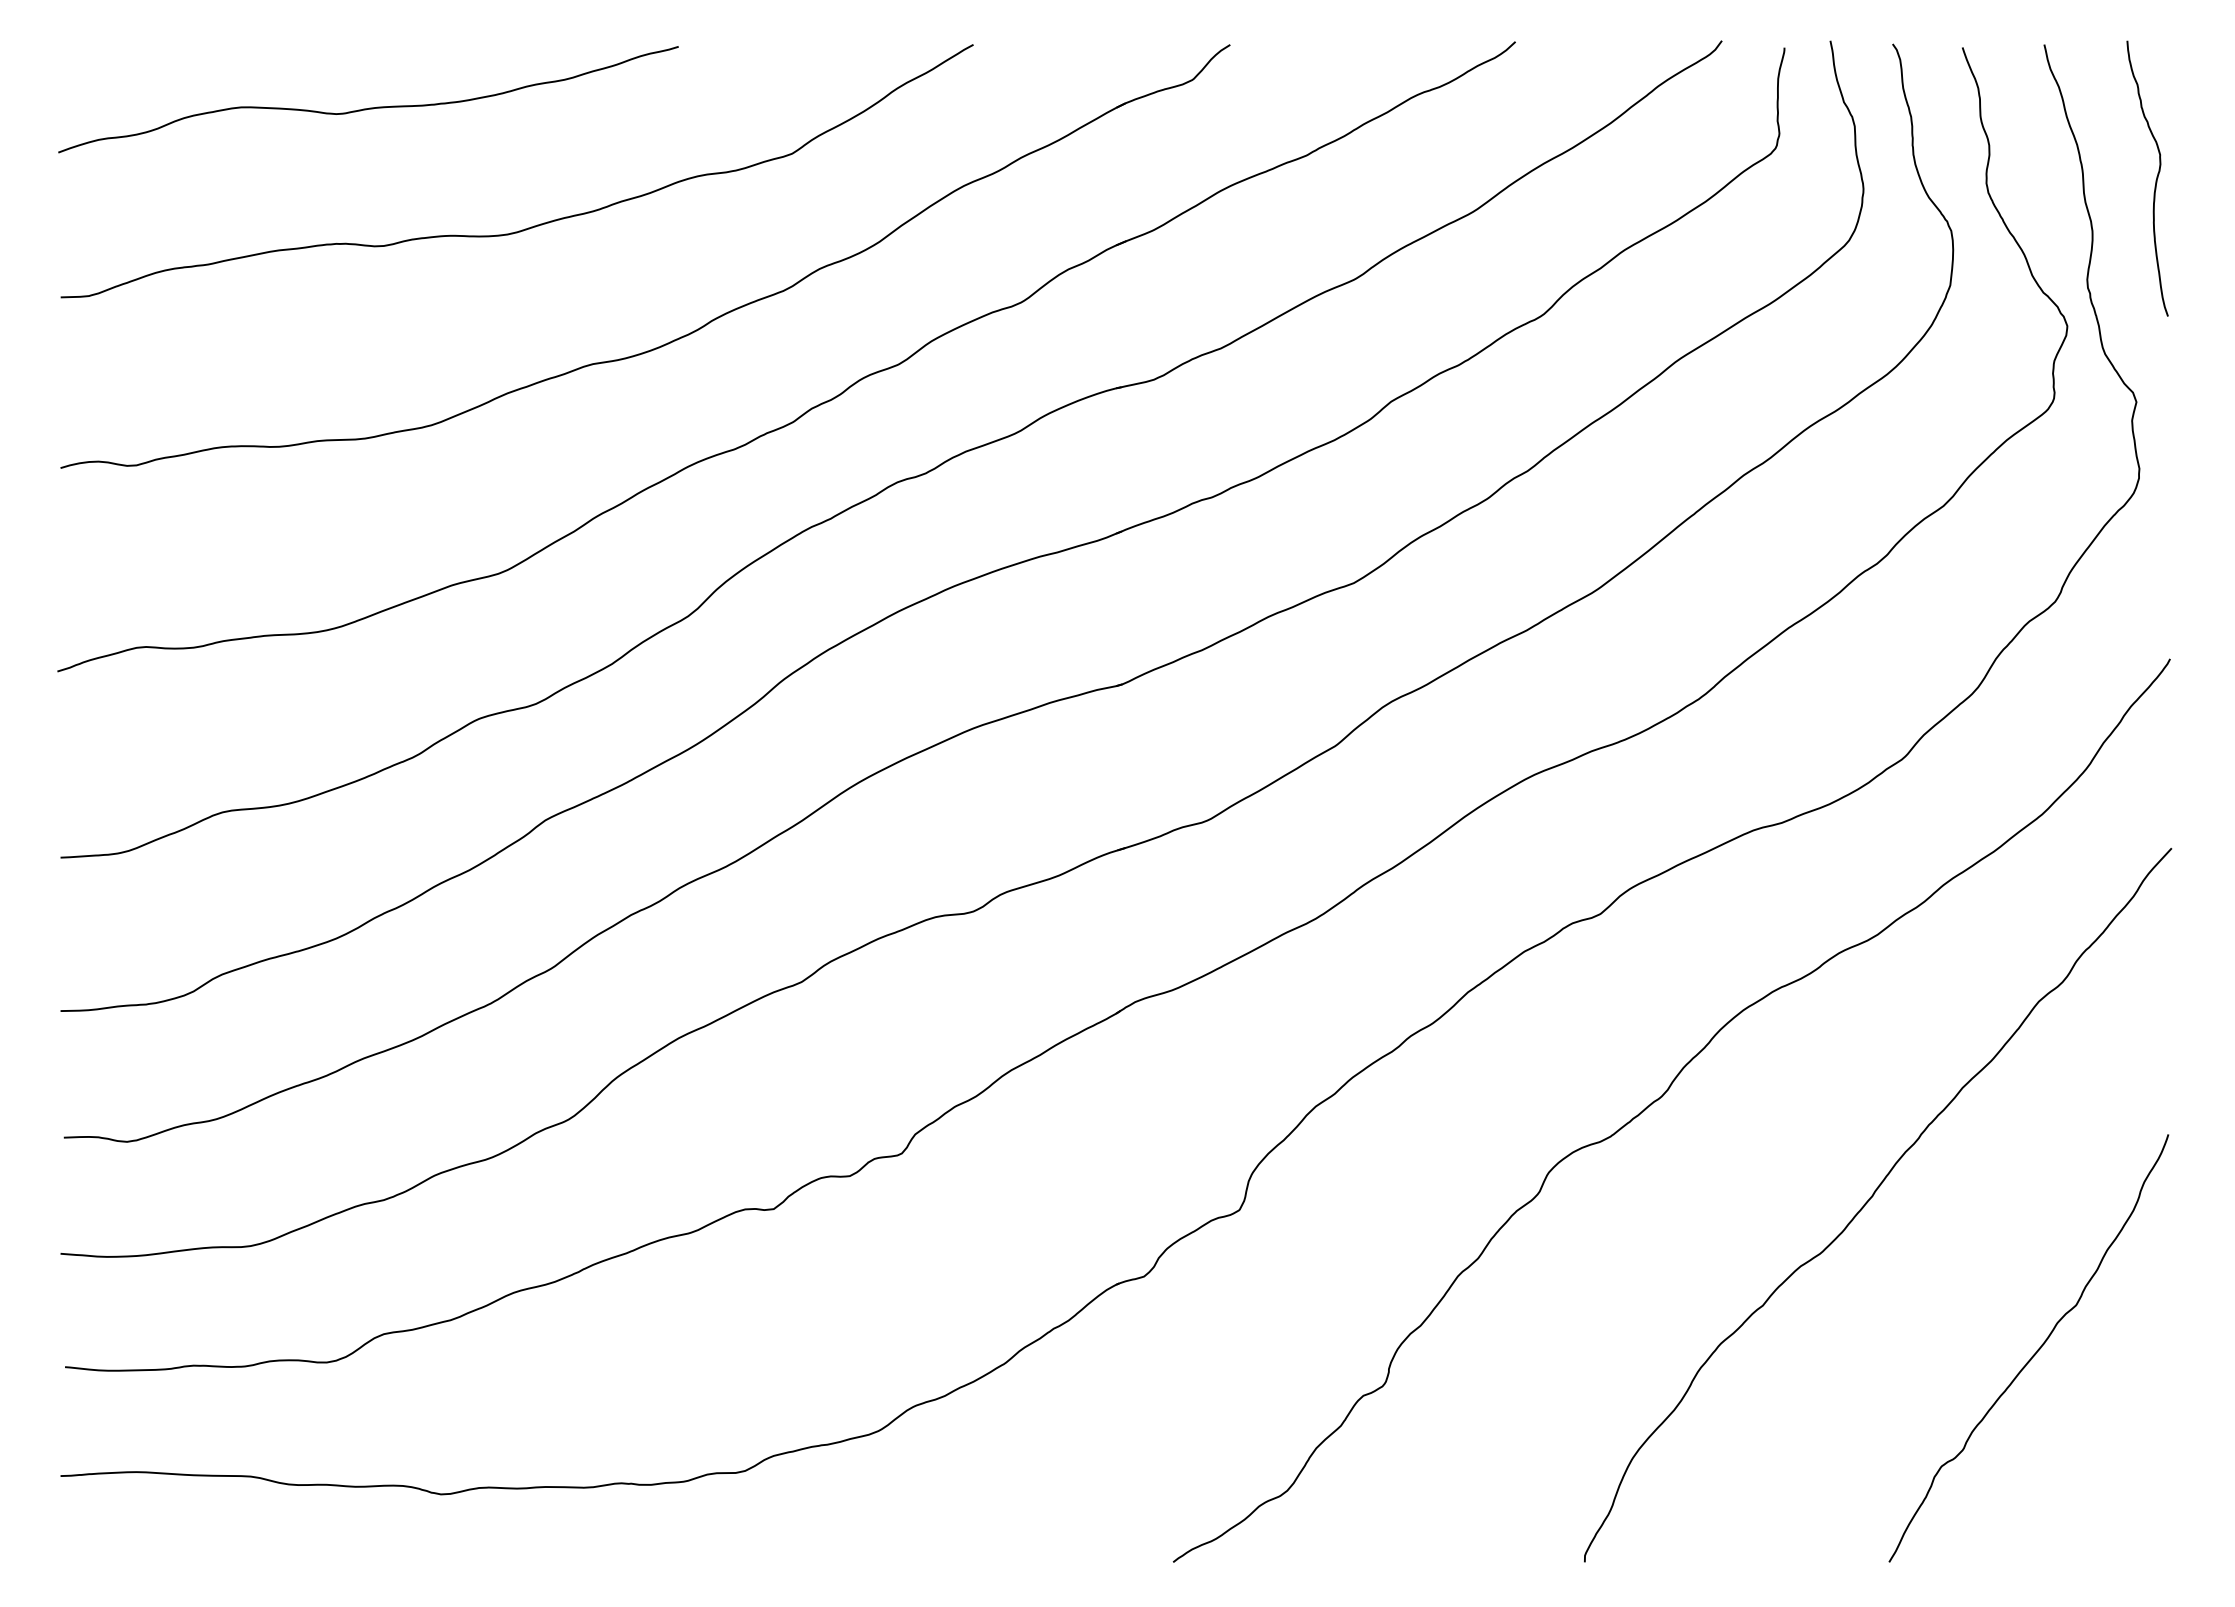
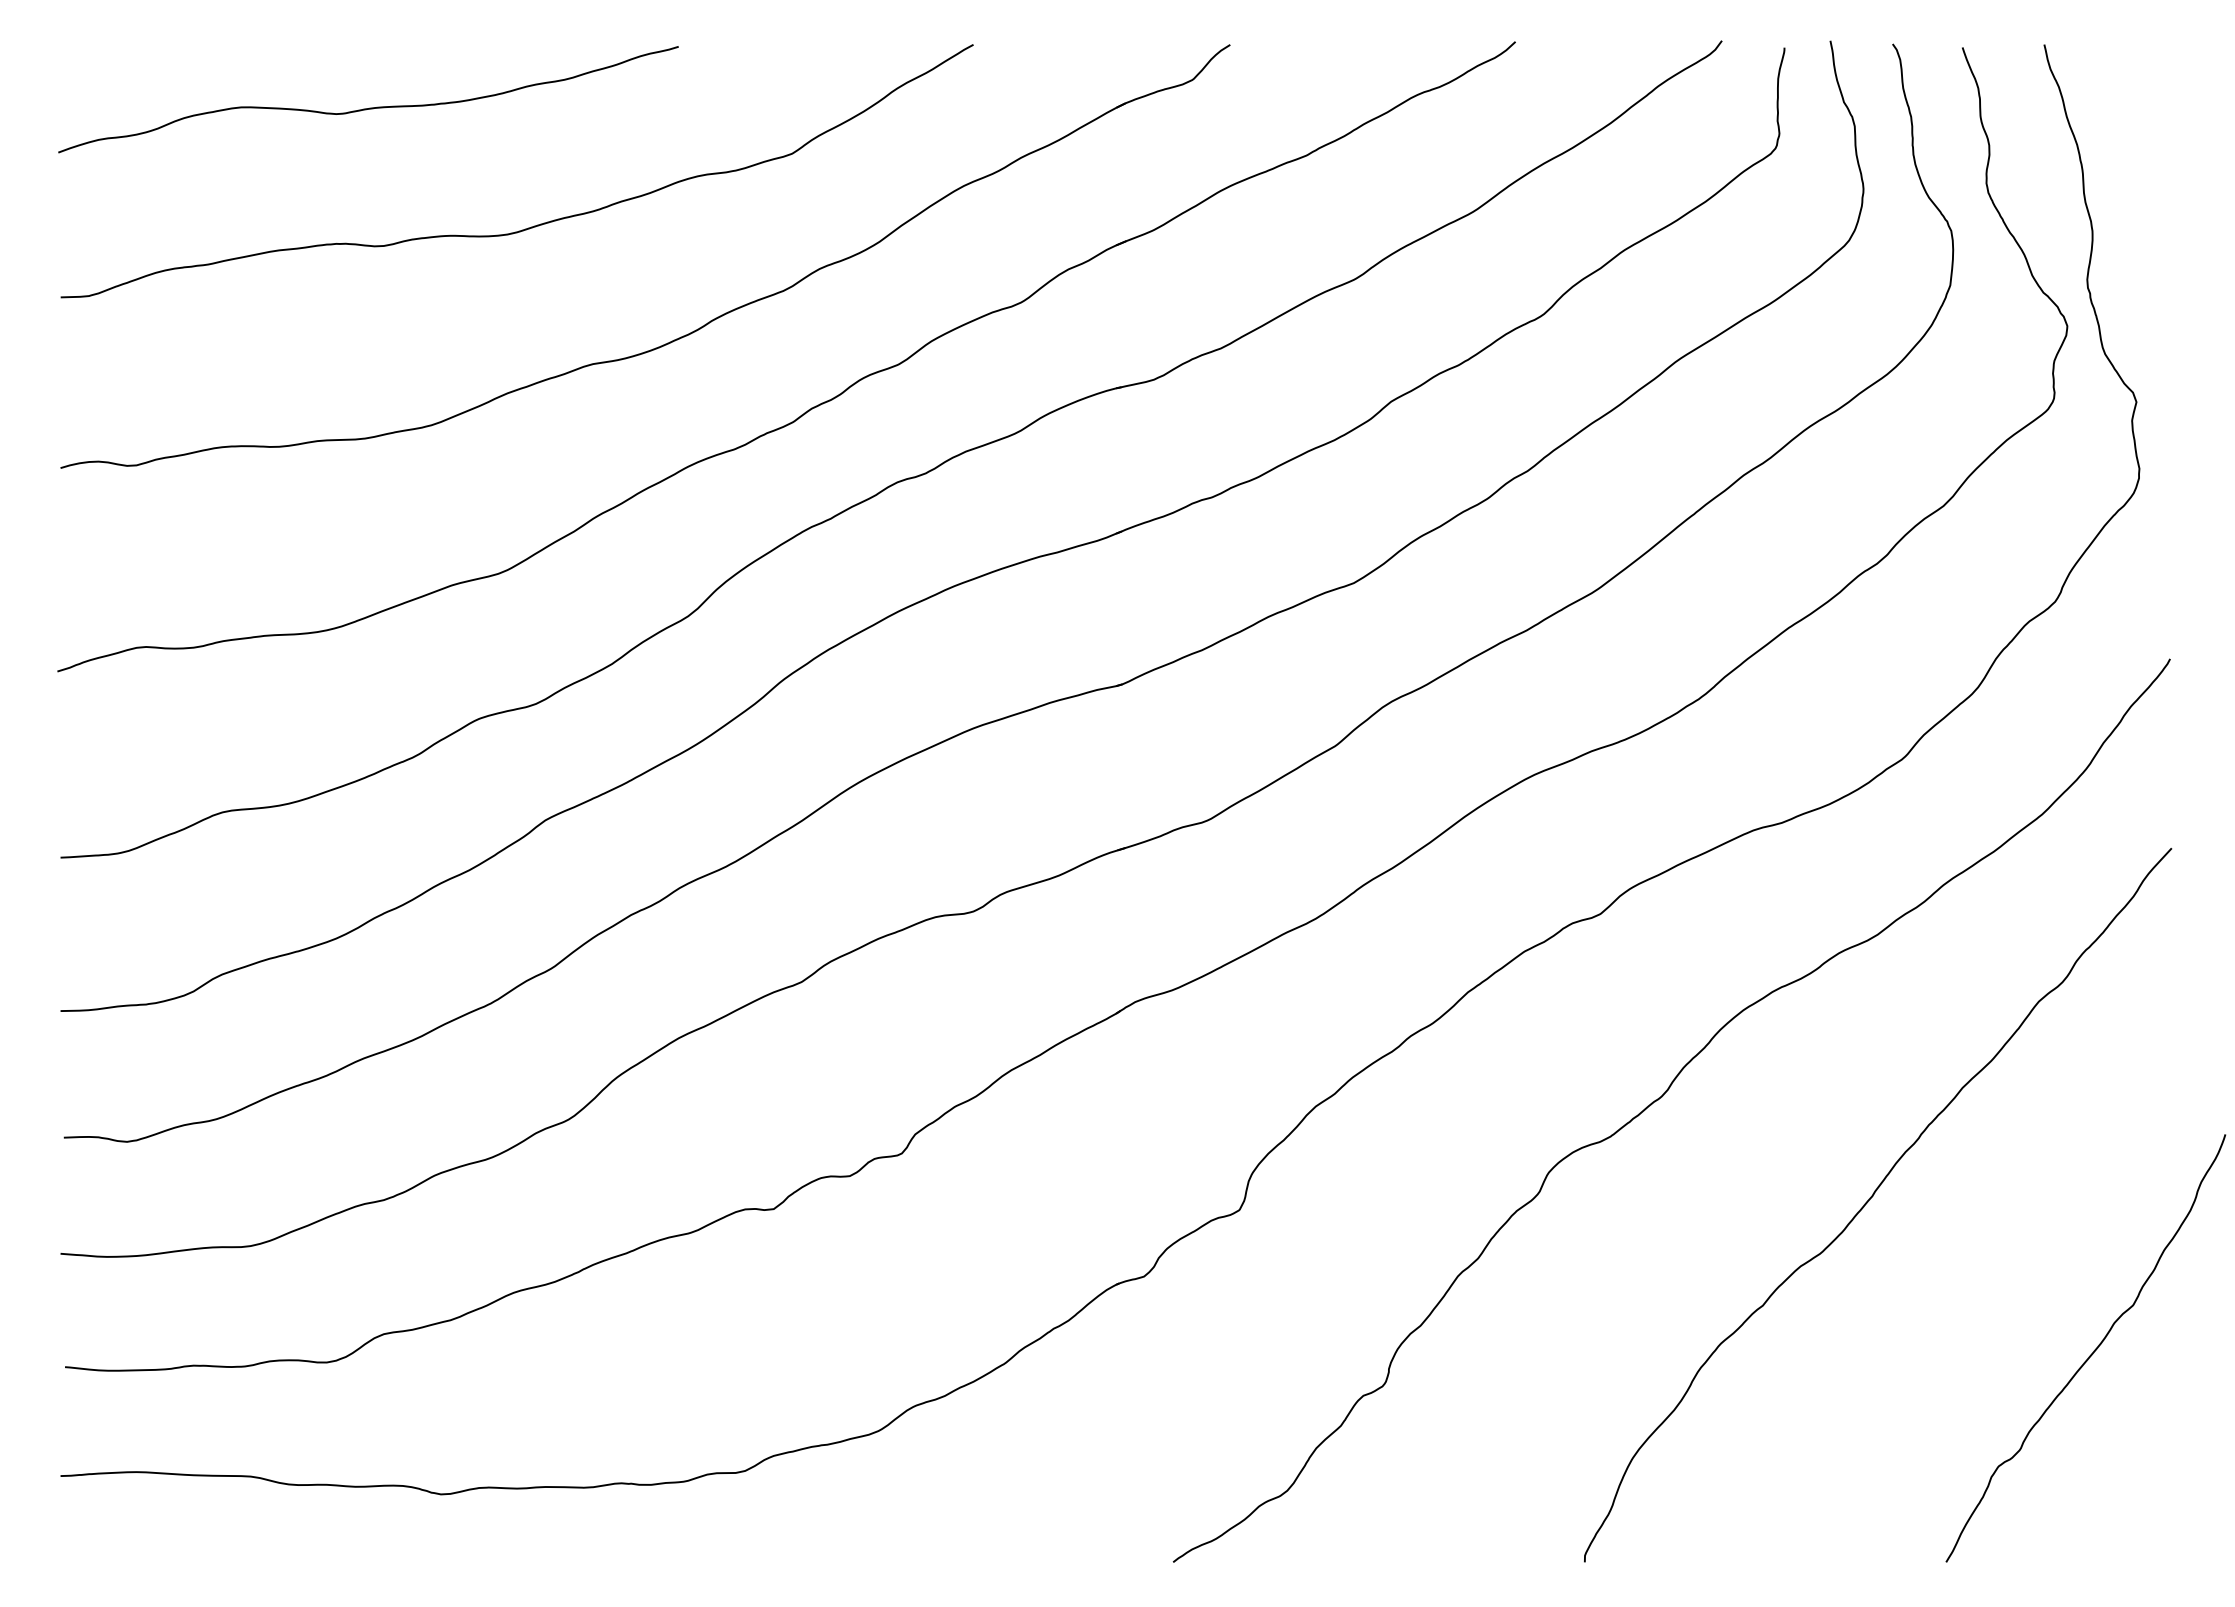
curve: present -> none (2155, 180)
curve position: (2034, 1353) -> (2091, 1353) (2091, 1353)
